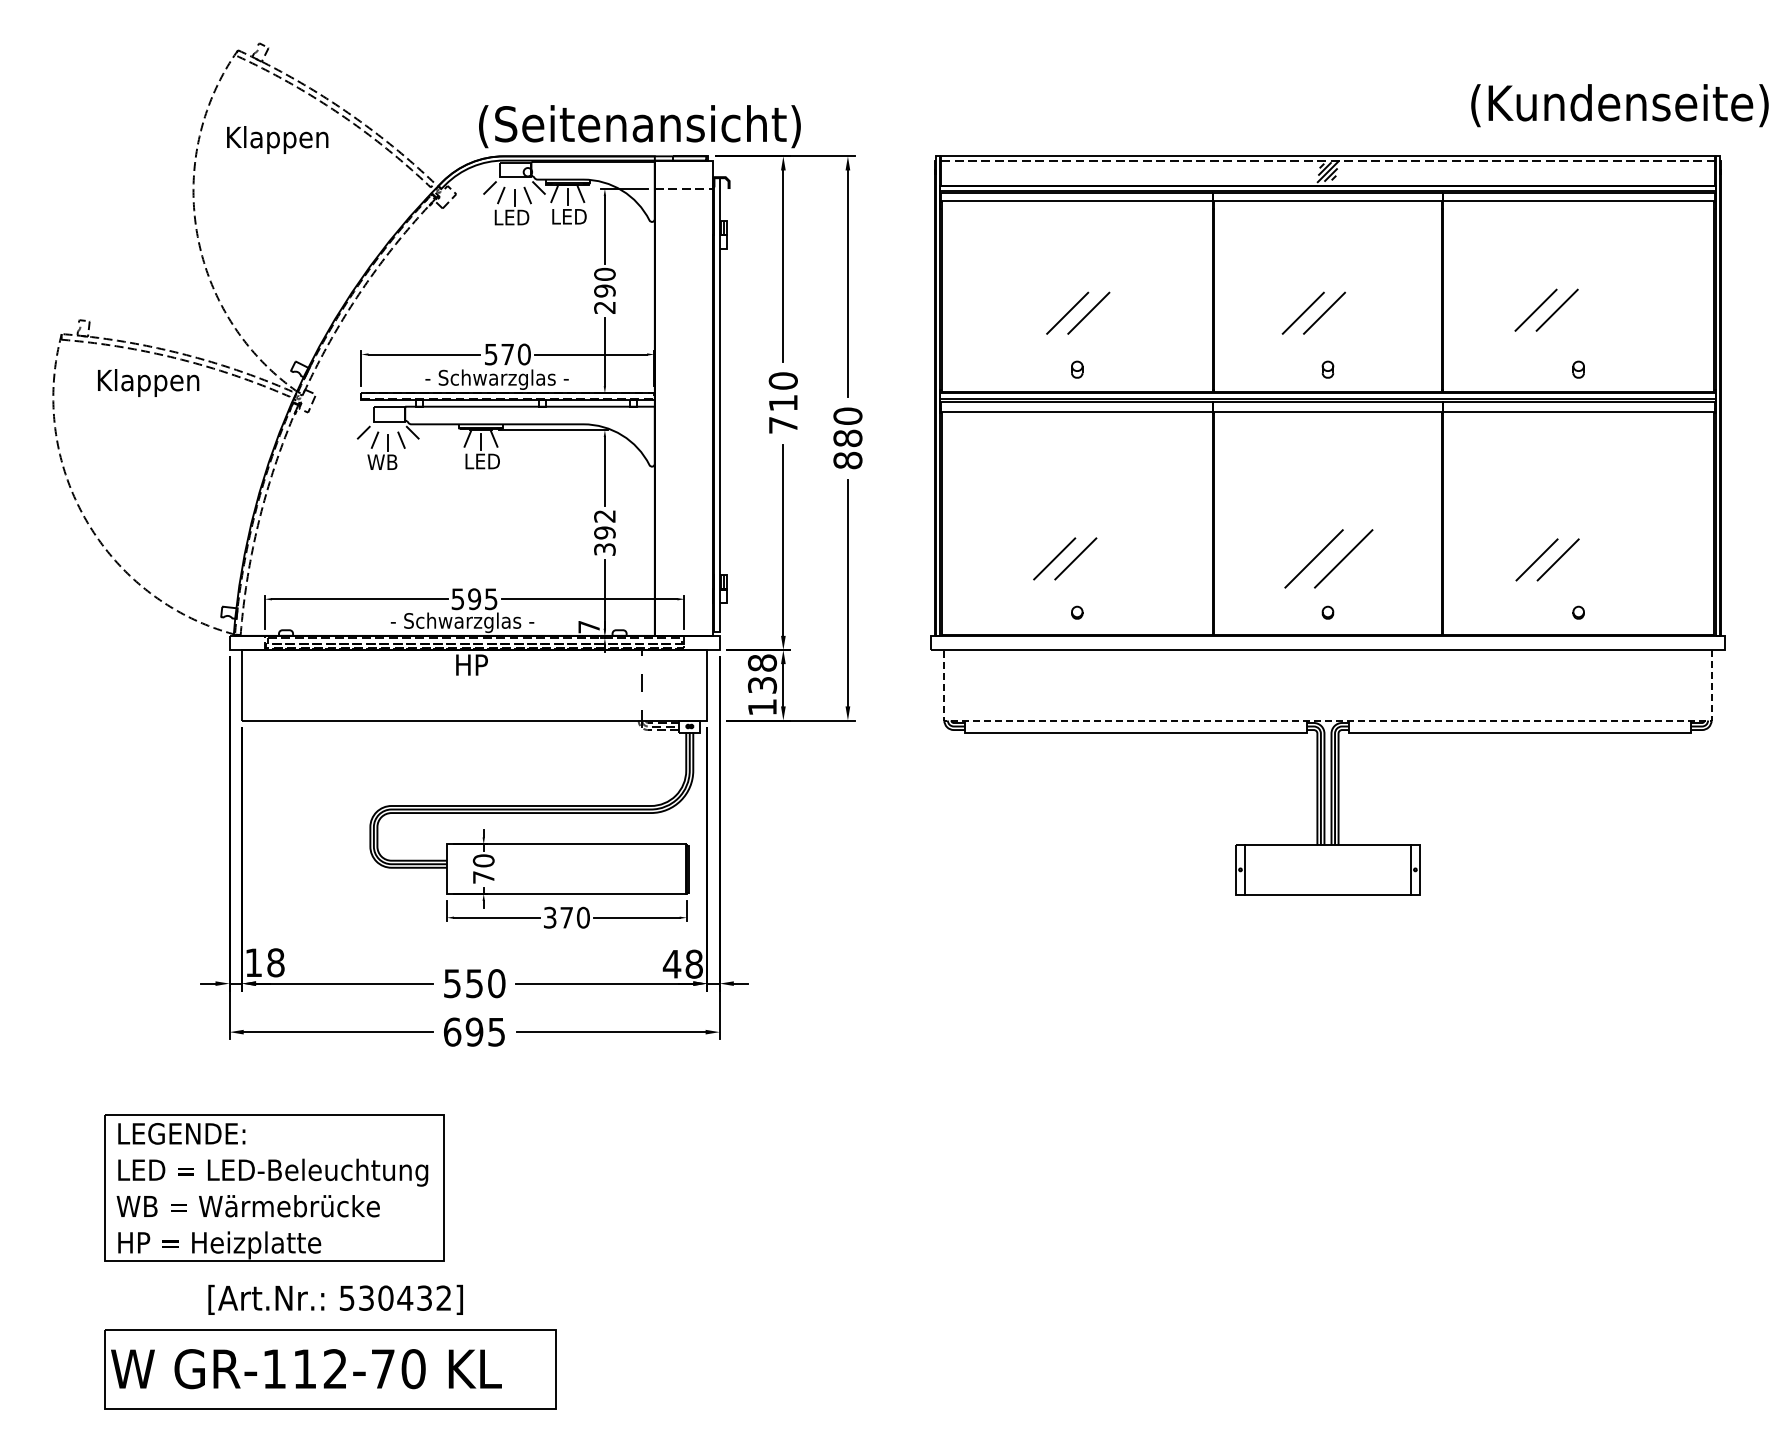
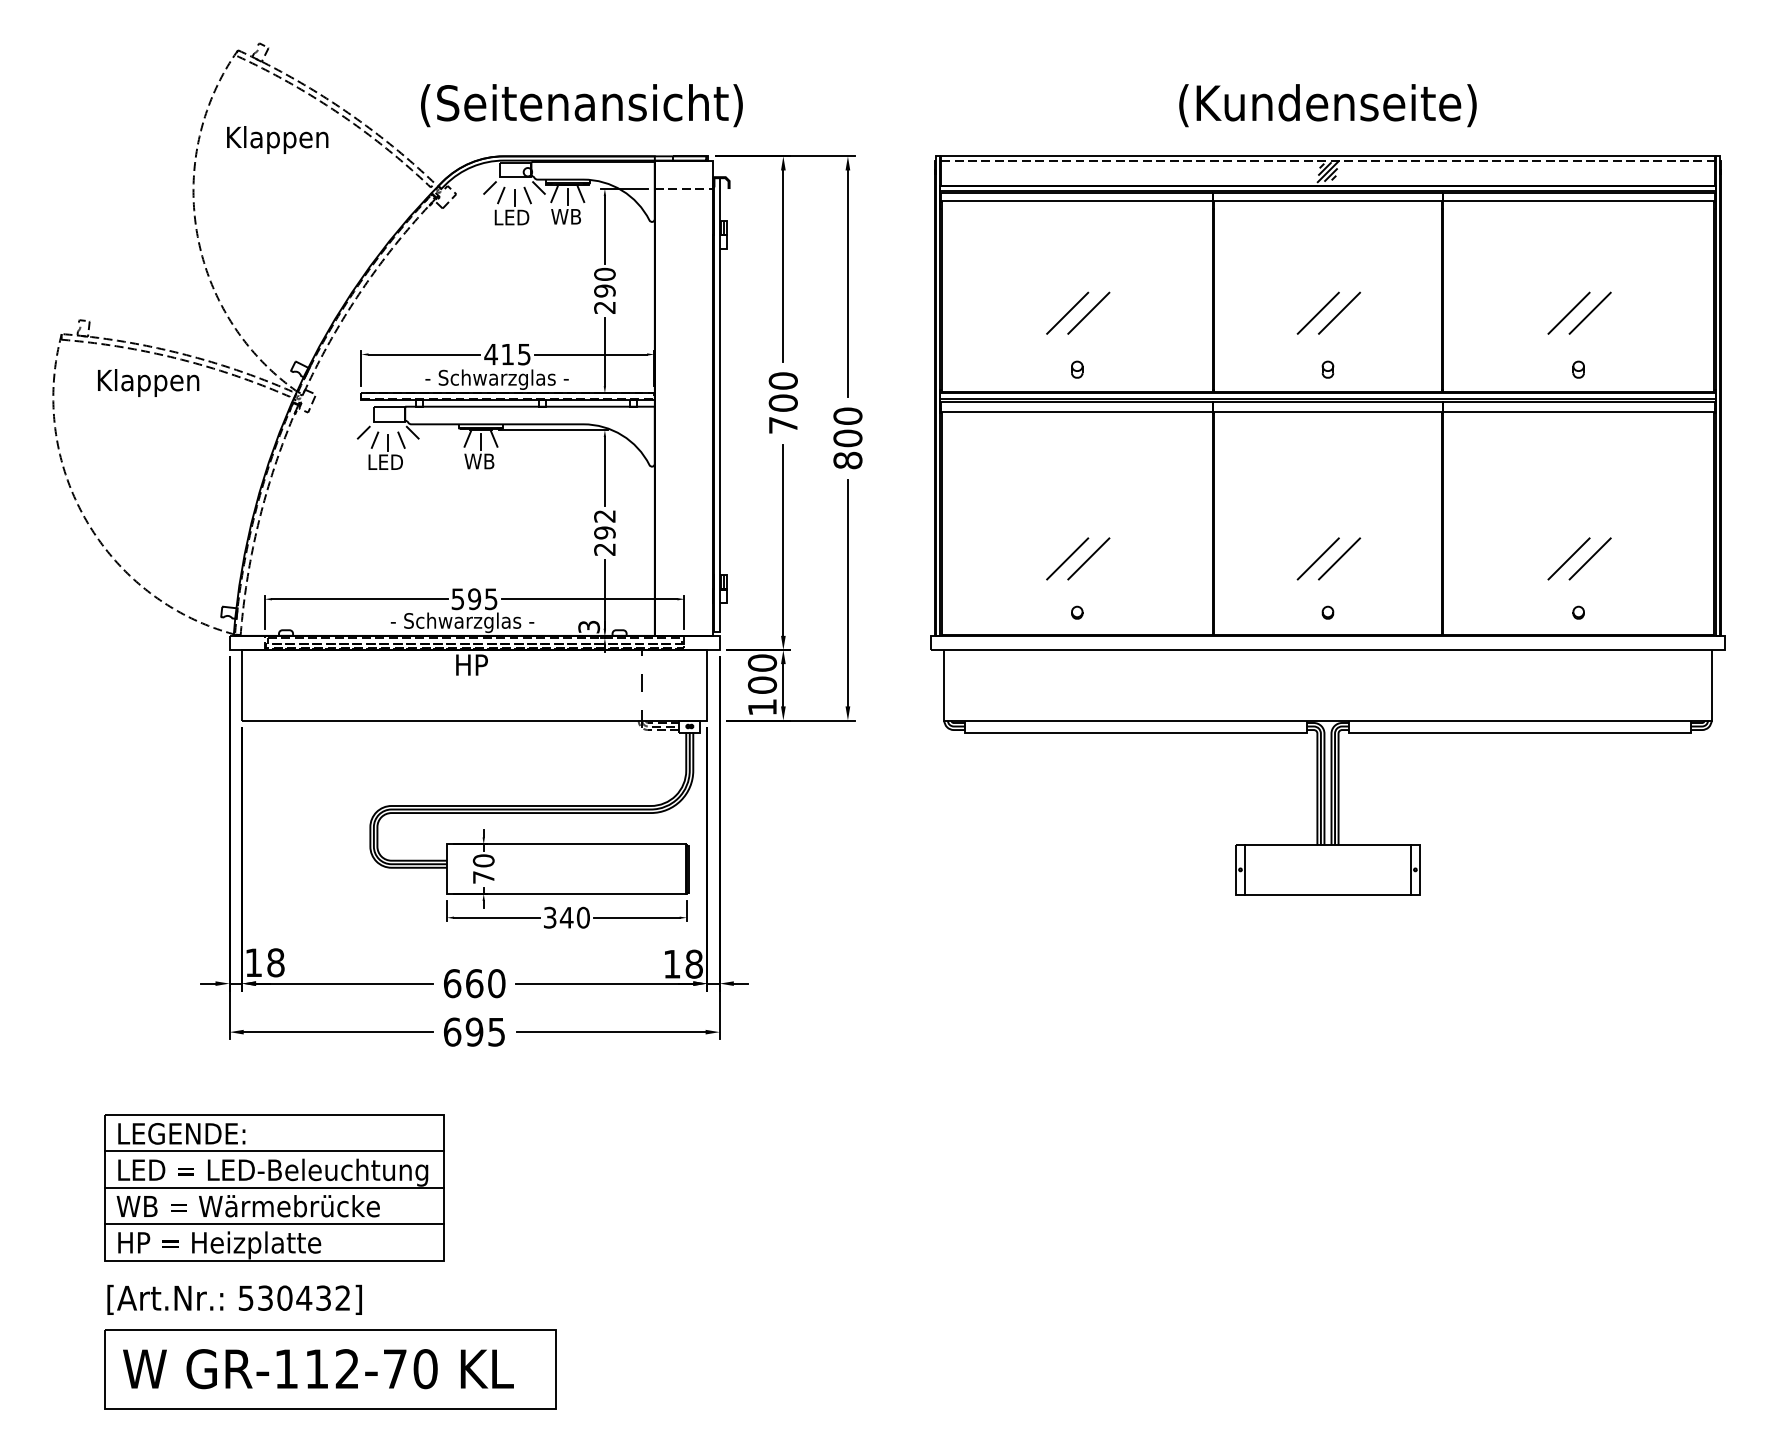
text position: (1619, 105) -> (1327, 105) (1327, 105)
text position: (639, 126) -> (581, 105) (581, 105)
text: LED -> WB (568, 216)
part position: (1546, 309) -> (1579, 312) (1579, 312)
part position: (1313, 312) -> (1328, 312) (1328, 312)
text: 570 -> 415 (507, 354)
text: 710 -> 700 (782, 402)
text: 880 -> 800 (848, 438)
text: WB -> LED (384, 461)
text: LED -> WB (481, 461)
text: 392 -> 292 (604, 549)
part position: (1061, 553) -> (1074, 553) (1074, 553)
part position: (1543, 554) -> (1575, 553) (1575, 553)
part size: 90x60 px -> 66x44 px (1328, 558)
text: 7 -> 3 (589, 626)
text: 138 -> 100 (762, 673)
line: dashed -> solid (1327, 720)
text: 370 -> 340 (566, 917)
text: 48 -> 18 (671, 964)
text: 550 -> 660 (463, 983)
line: none -> present (274, 1151)
line: none -> present (274, 1187)
line: none -> present (274, 1224)
text position: (335, 1299) -> (234, 1299) (234, 1299)
text position: (306, 1369) -> (318, 1369) (318, 1369)
